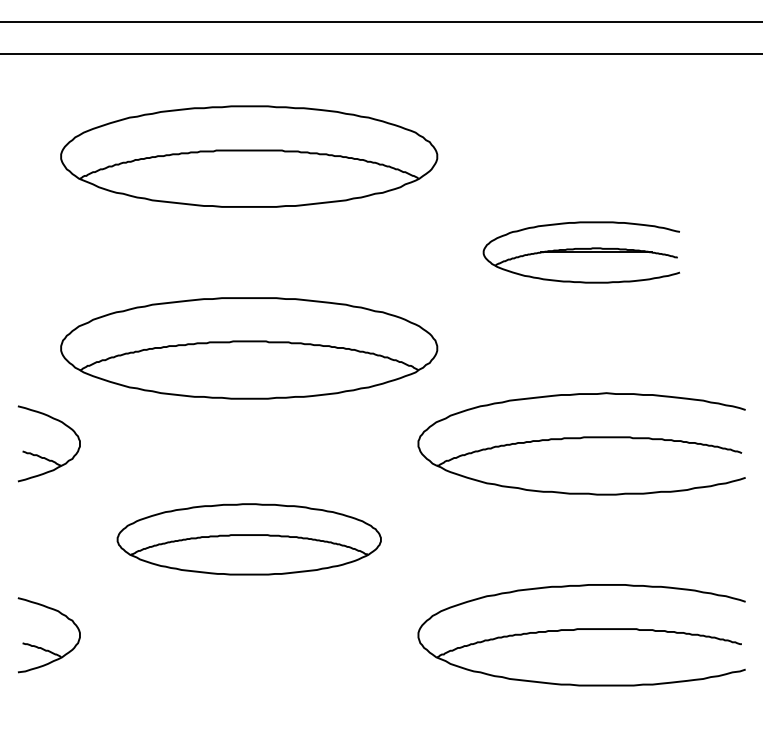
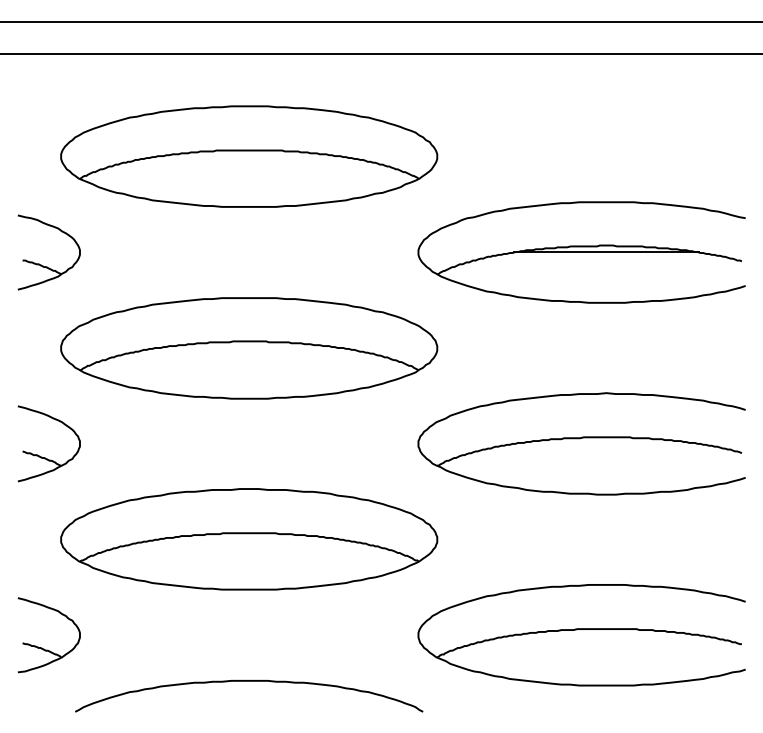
part size: 199x63 px -> 329x103 px (581, 252)
part: none -> present (41, 264)
part size: 266x73 px -> 379x103 px (249, 539)
curve: none -> present (249, 681)
